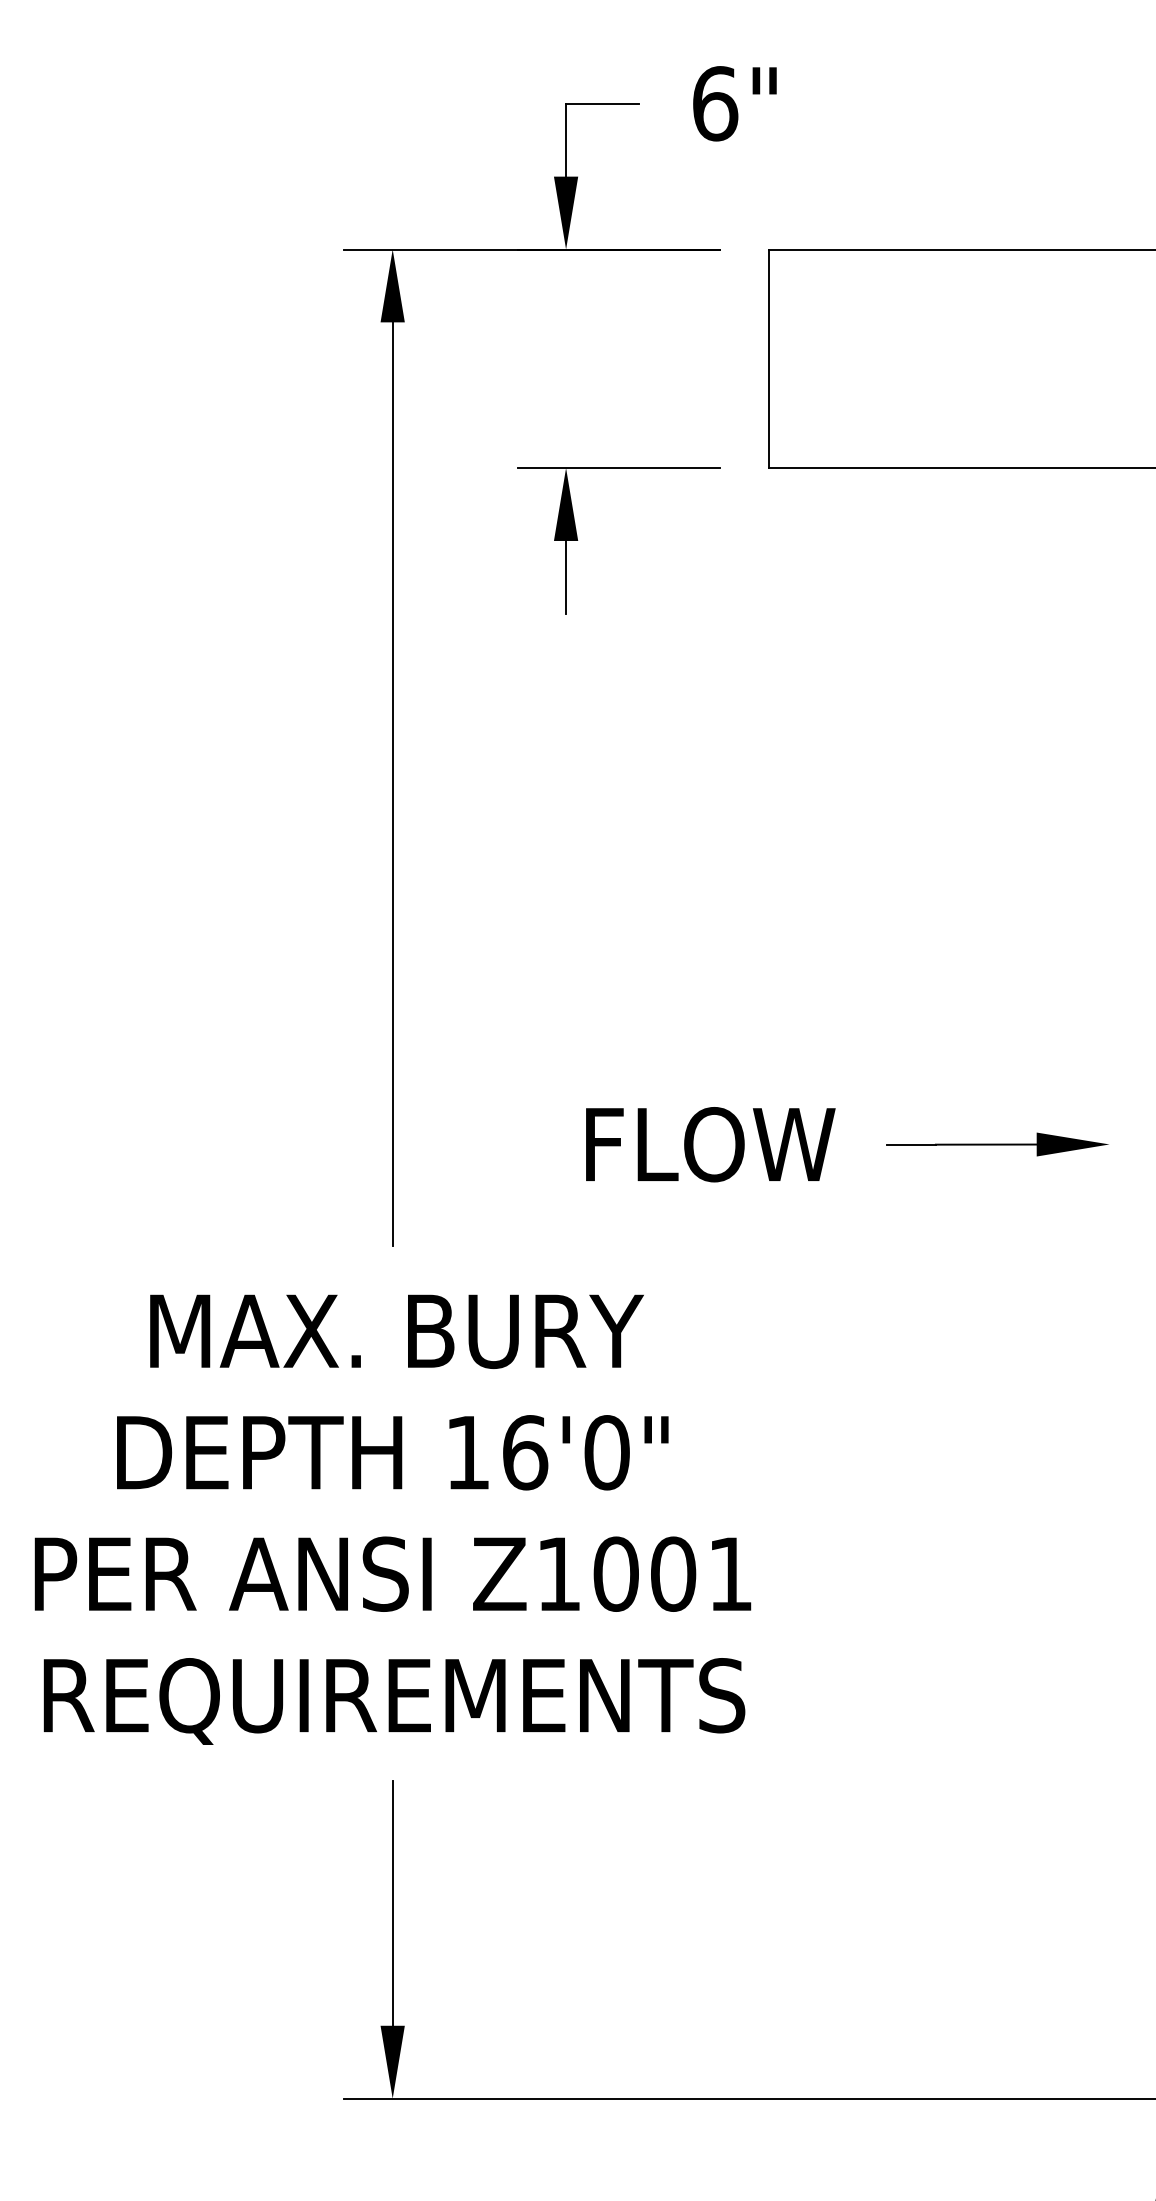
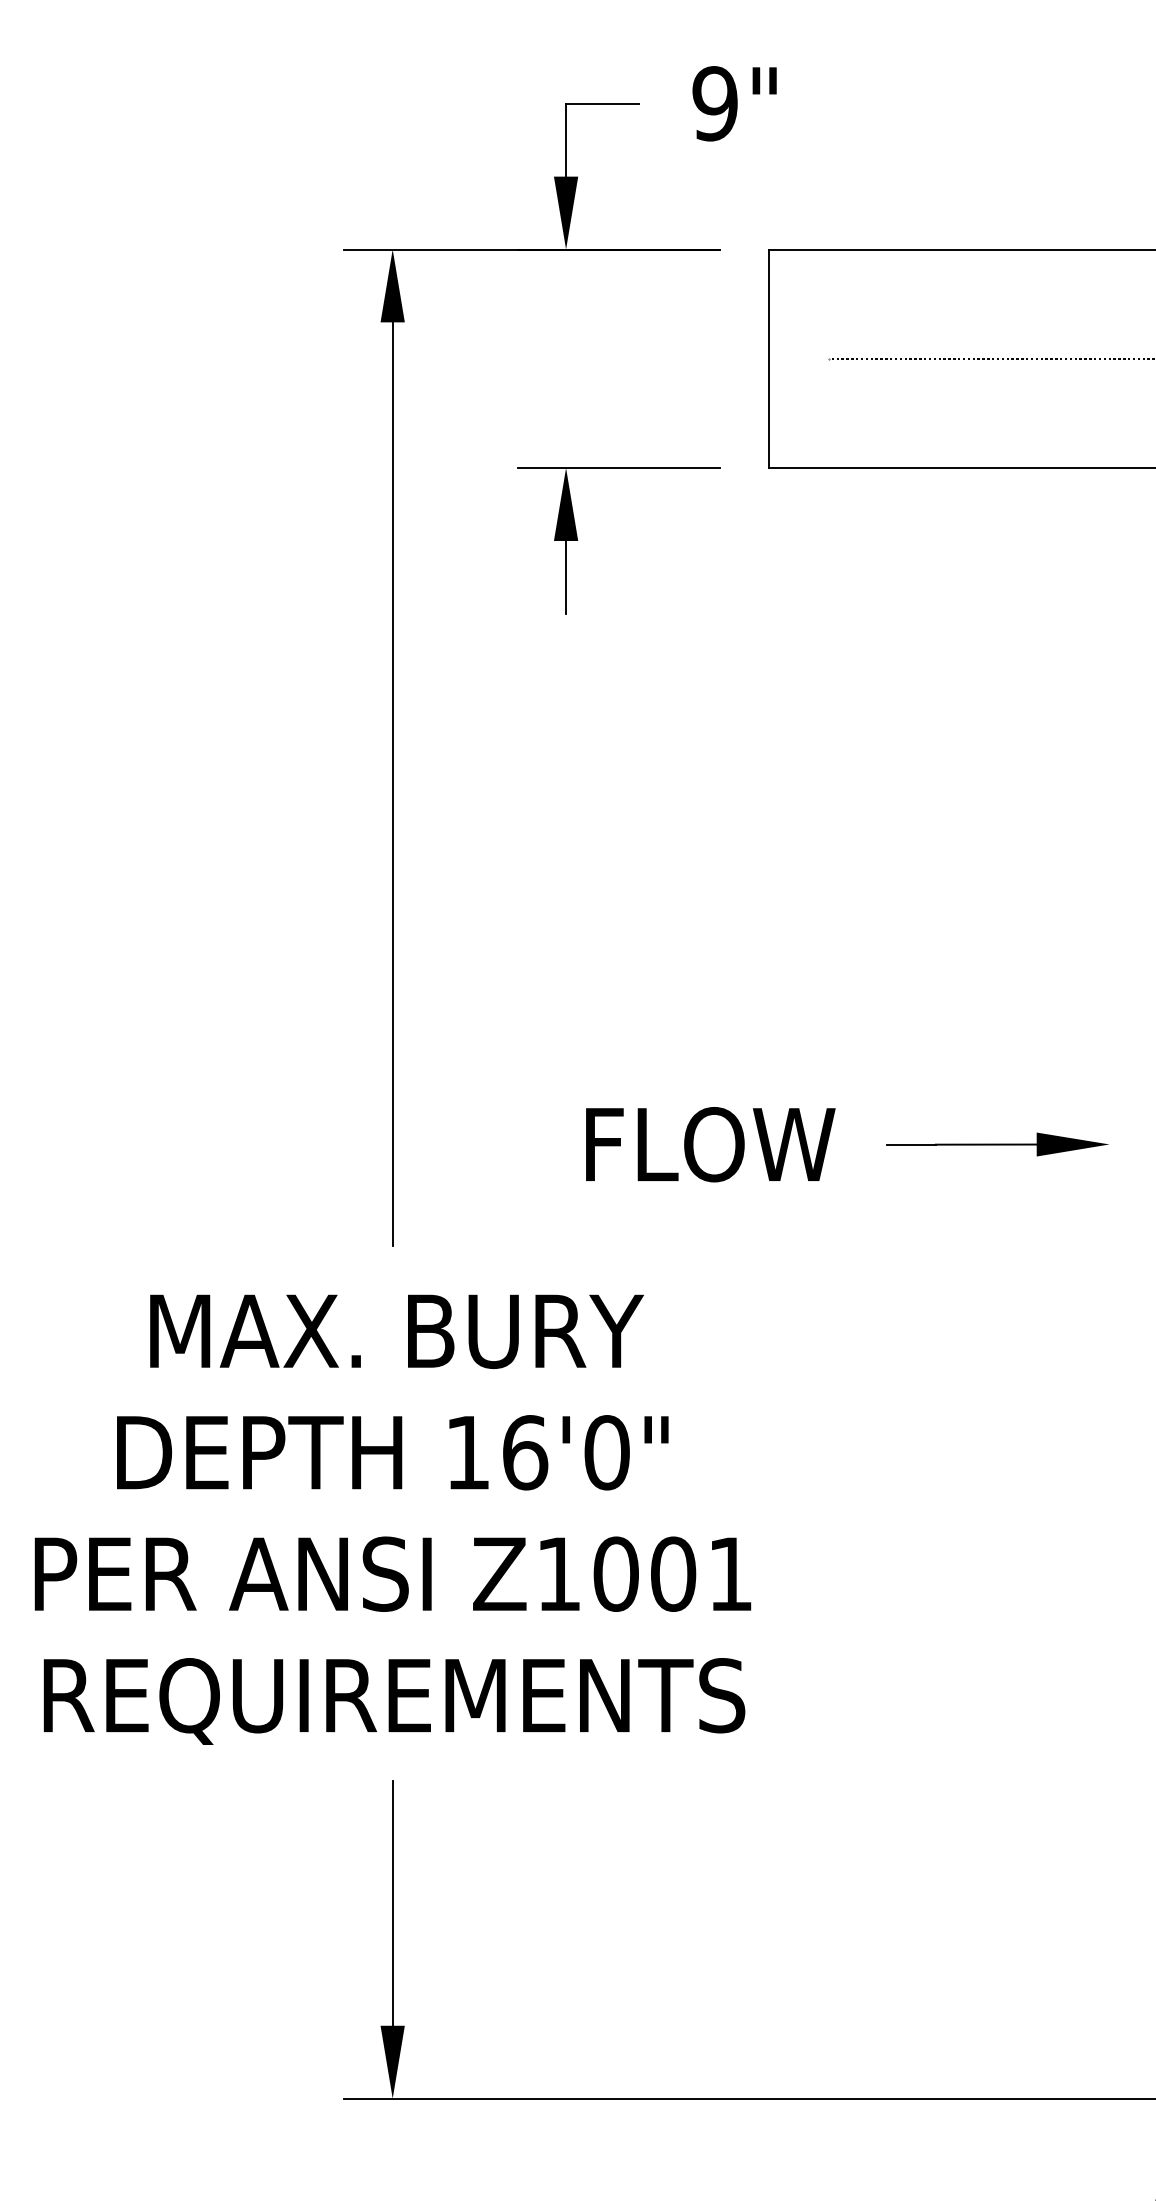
text: 6" -> 9" (715, 103)
line: none -> present (990, 358)
